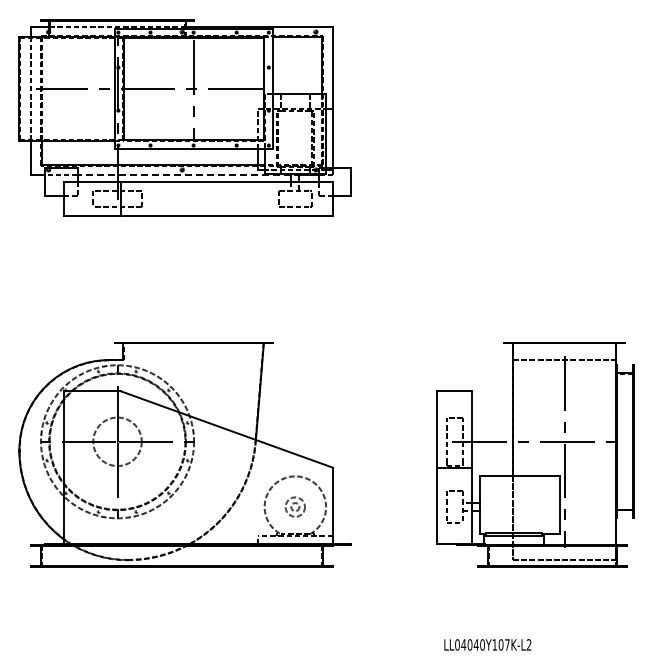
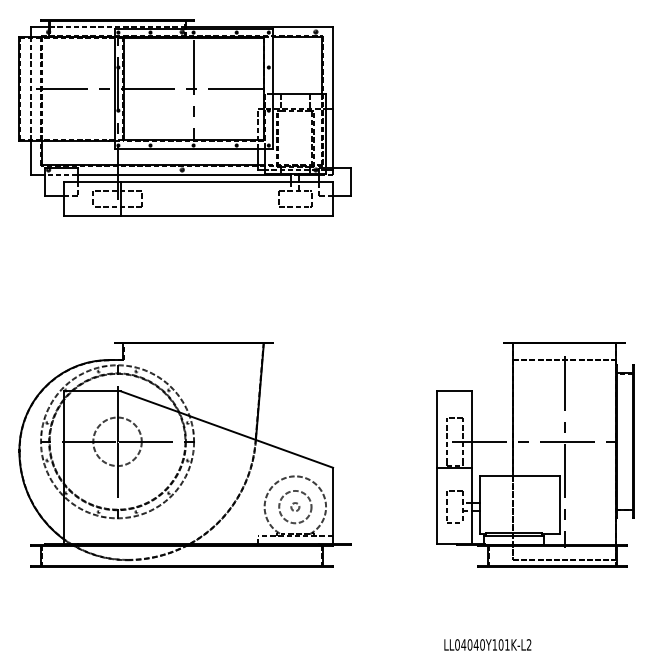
line: dashed -> solid (184, 175)
circle diameter: 19 px -> 32 px (295, 506)
text: LL04040Y107K-L2 -> LL04040Y101K-L2 (507, 644)
